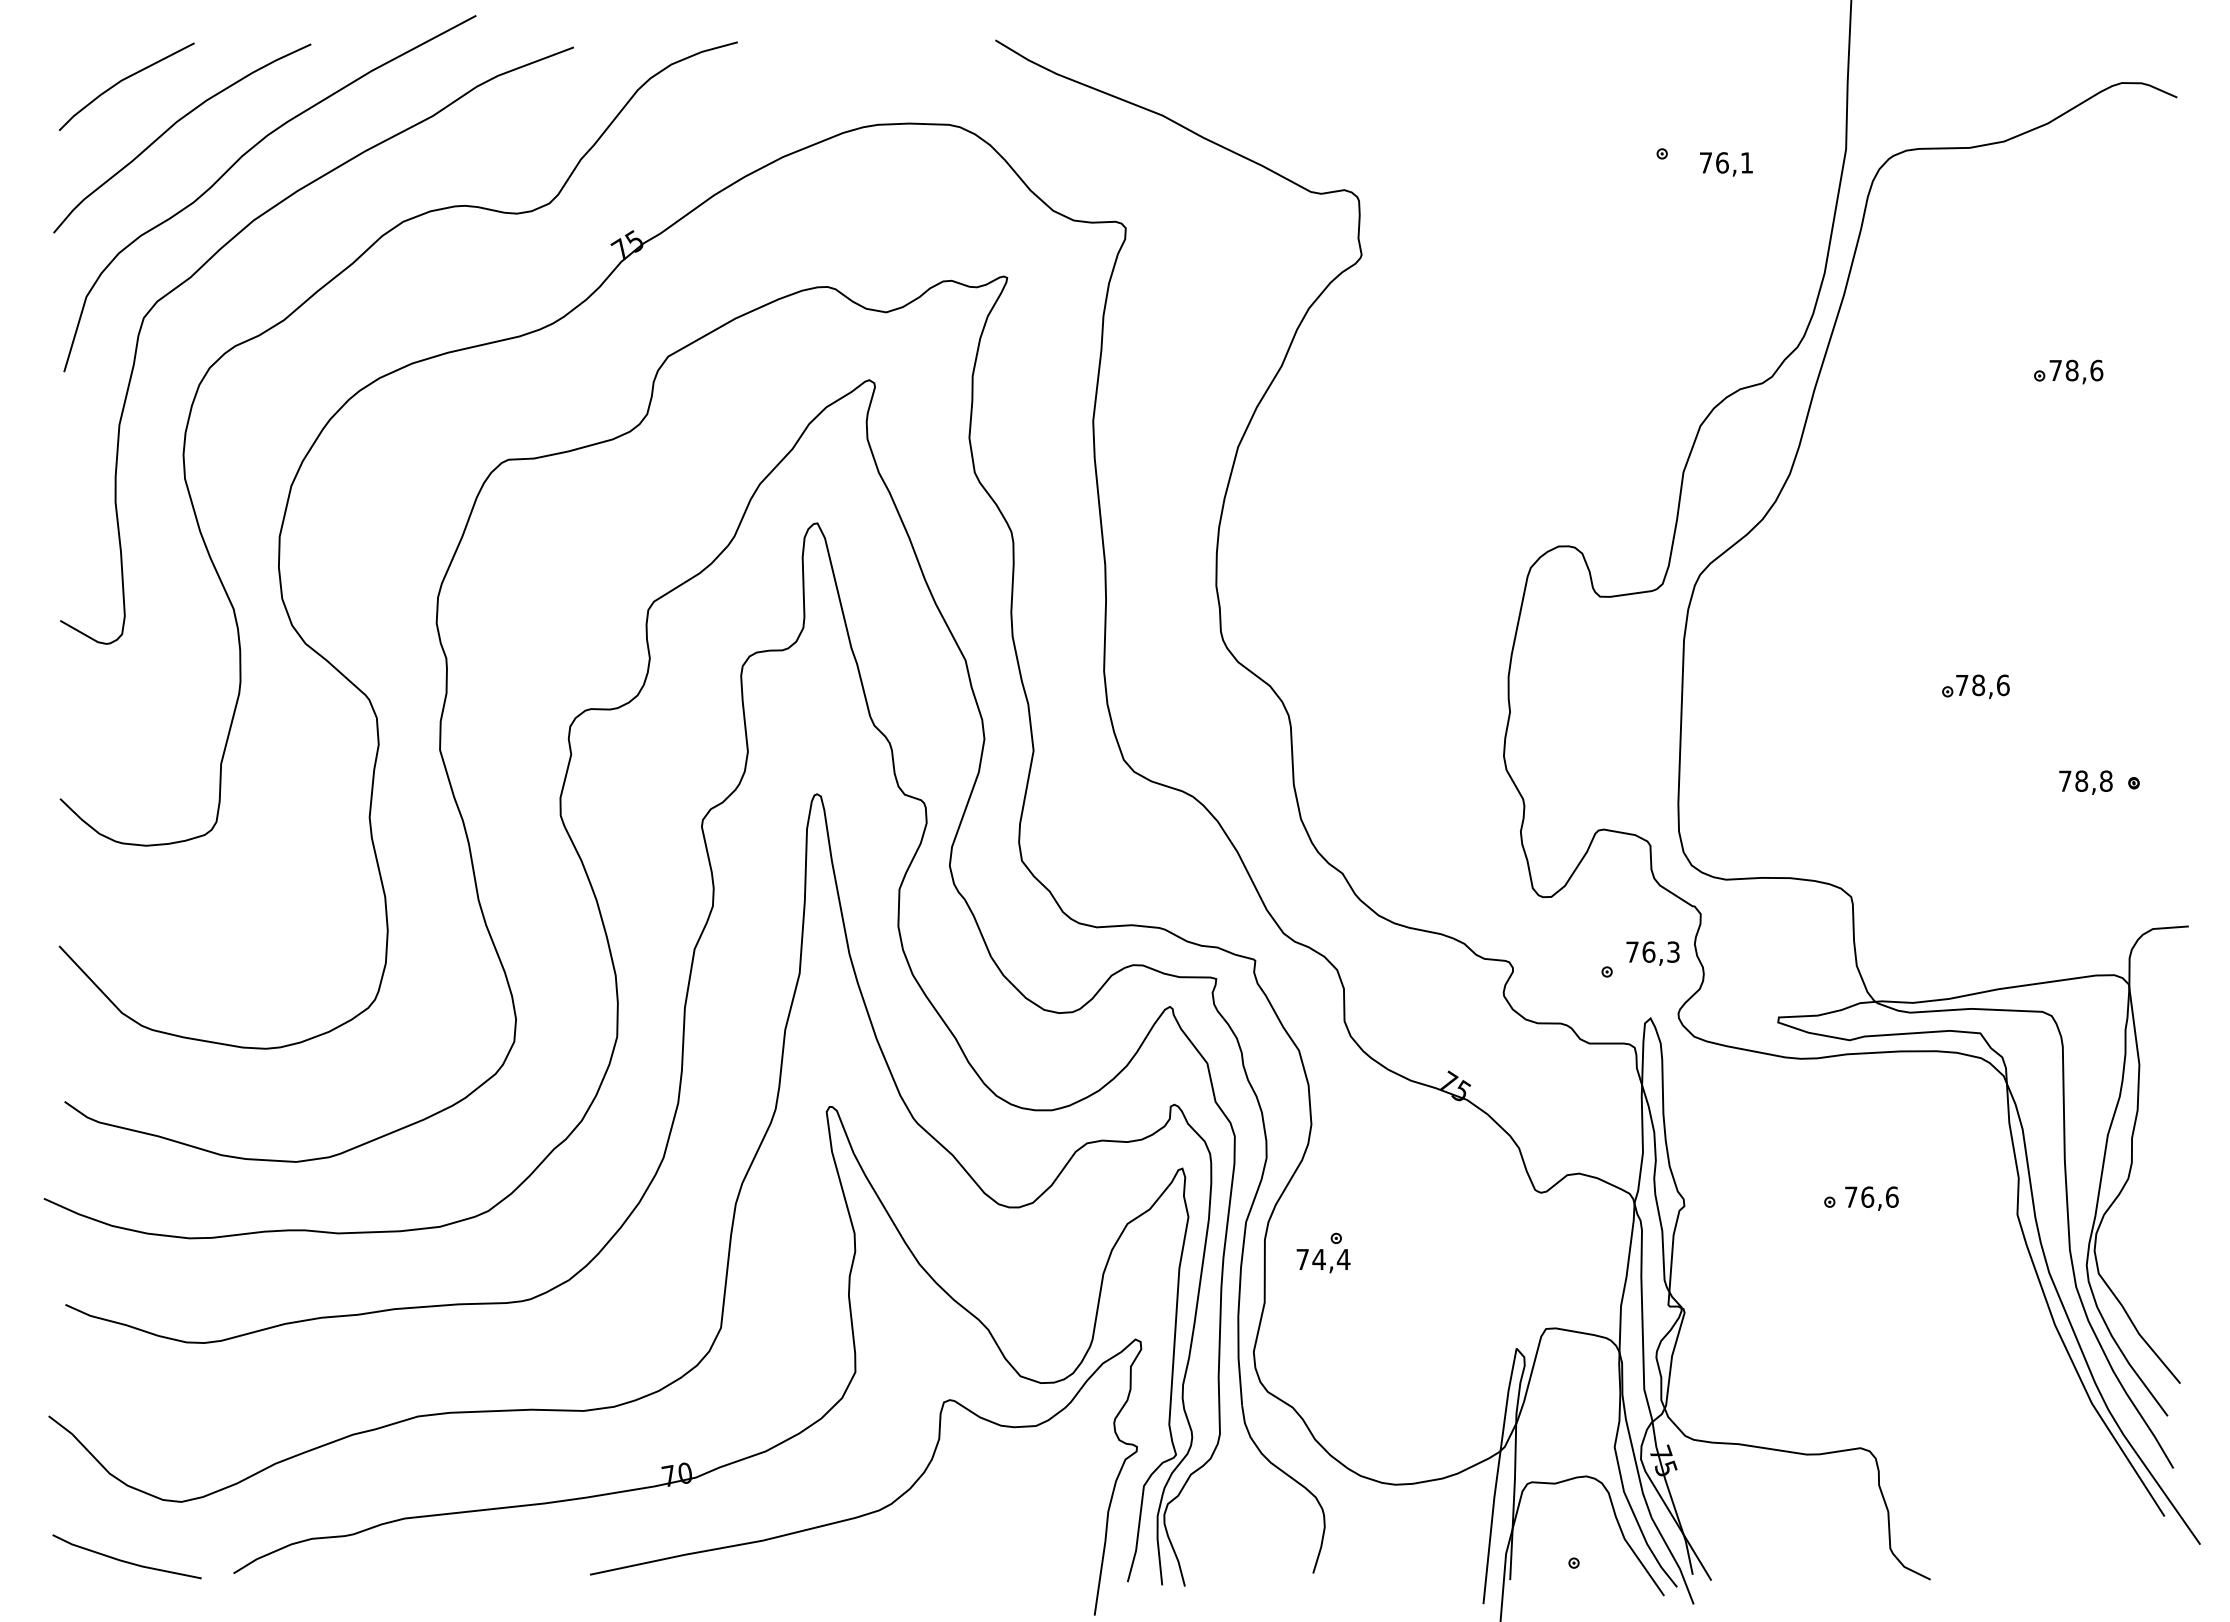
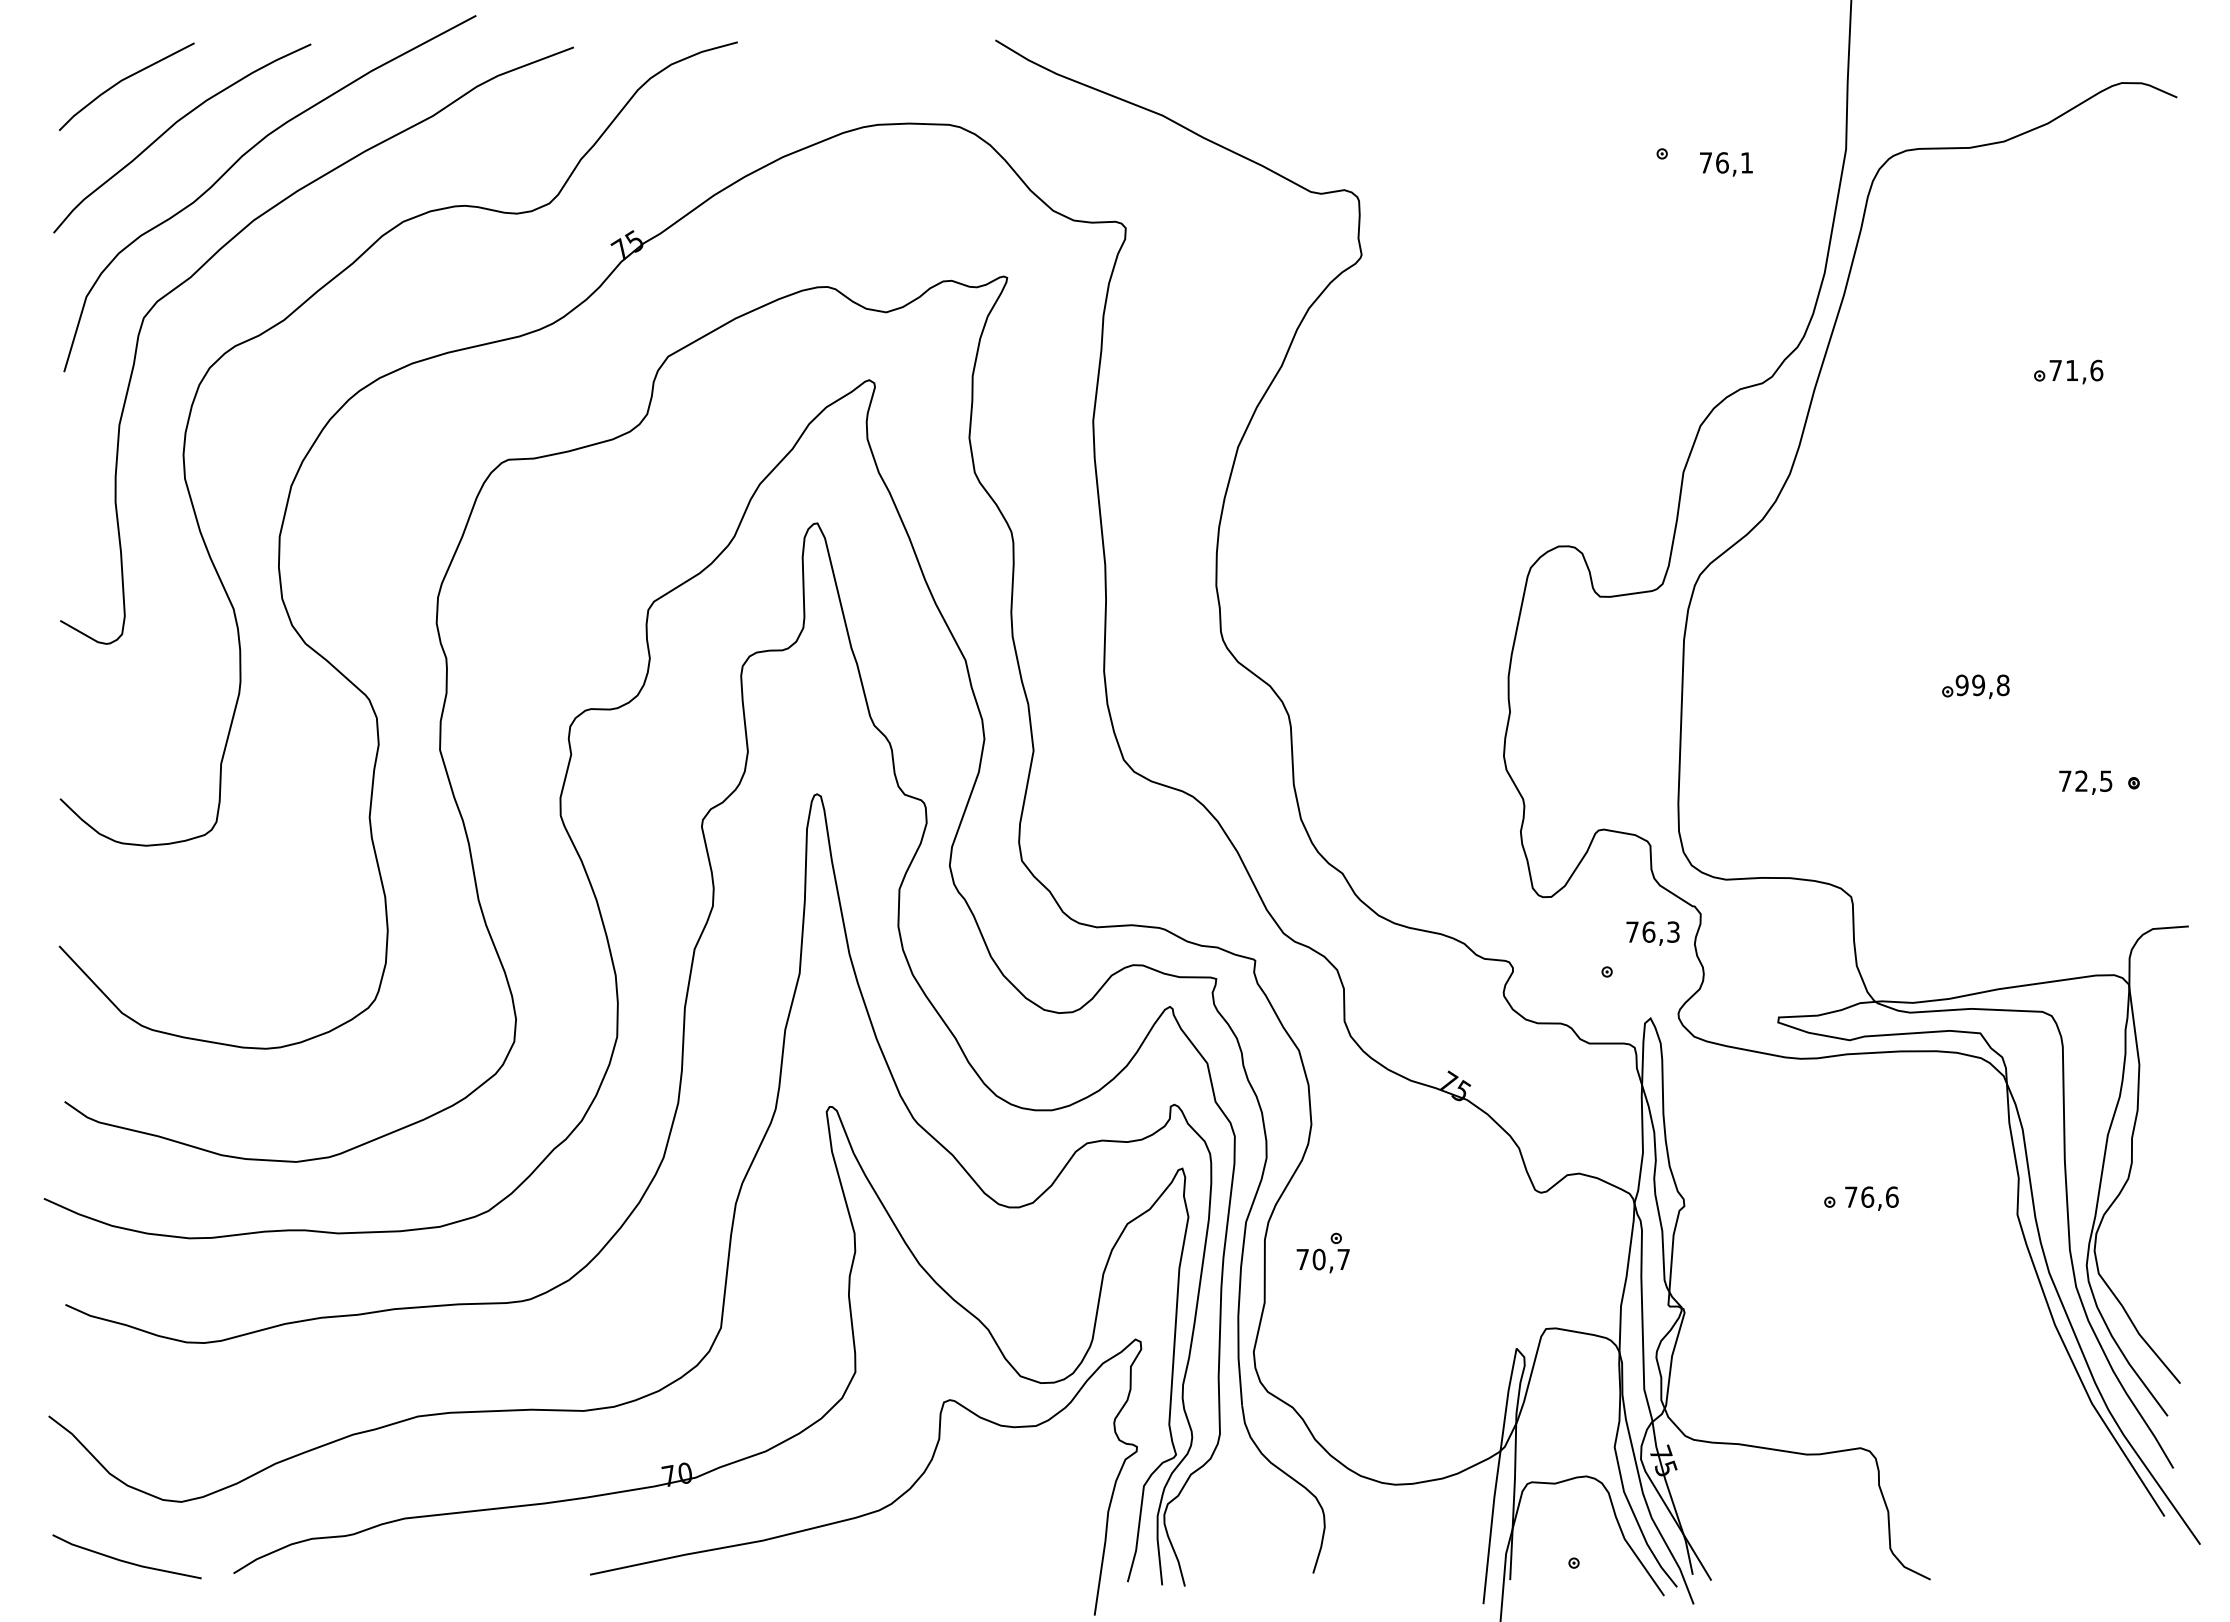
text: 78,6 -> 71,6 (2071, 370)
text: 78,6 -> 99,8 (1982, 685)
text: 78,8 -> 72,5 (2093, 780)
text position: (1652, 953) -> (1652, 933) (1652, 933)
text: 74,4 -> 70,7 (1331, 1259)
